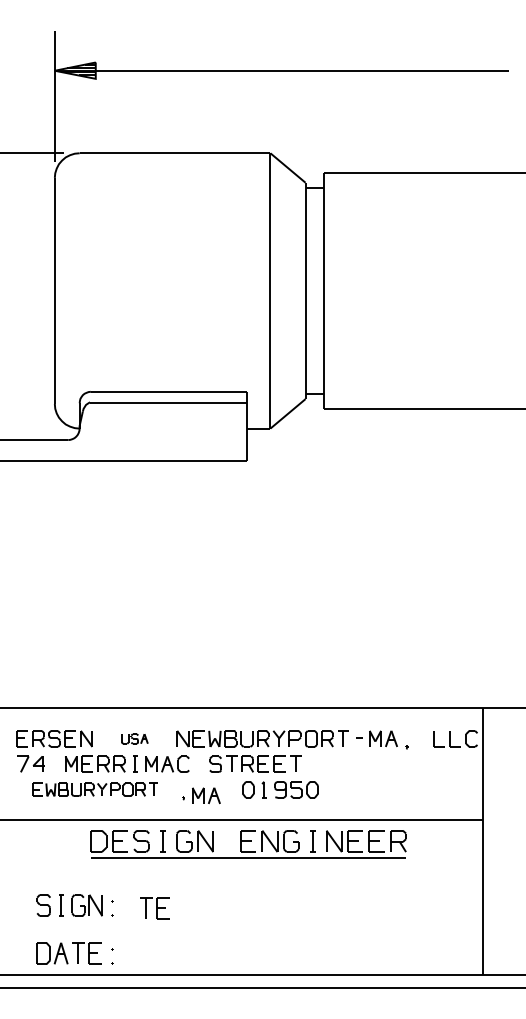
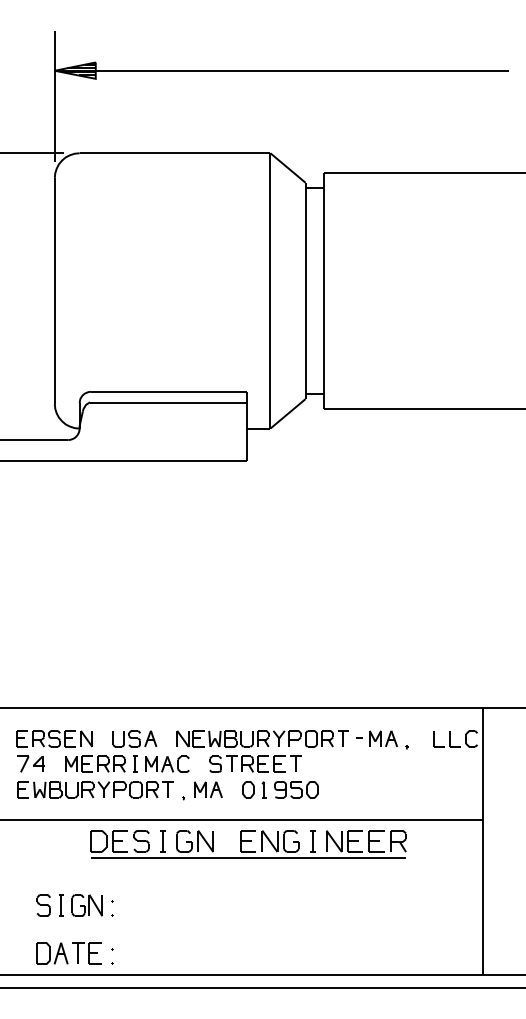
part size: 28x12 px -> 46x18 px (134, 738)
part size: 126x15 px -> 157x18 px (95, 789)
part position: (206, 795) -> (208, 789) (208, 789)
part: present -> none (154, 908)
